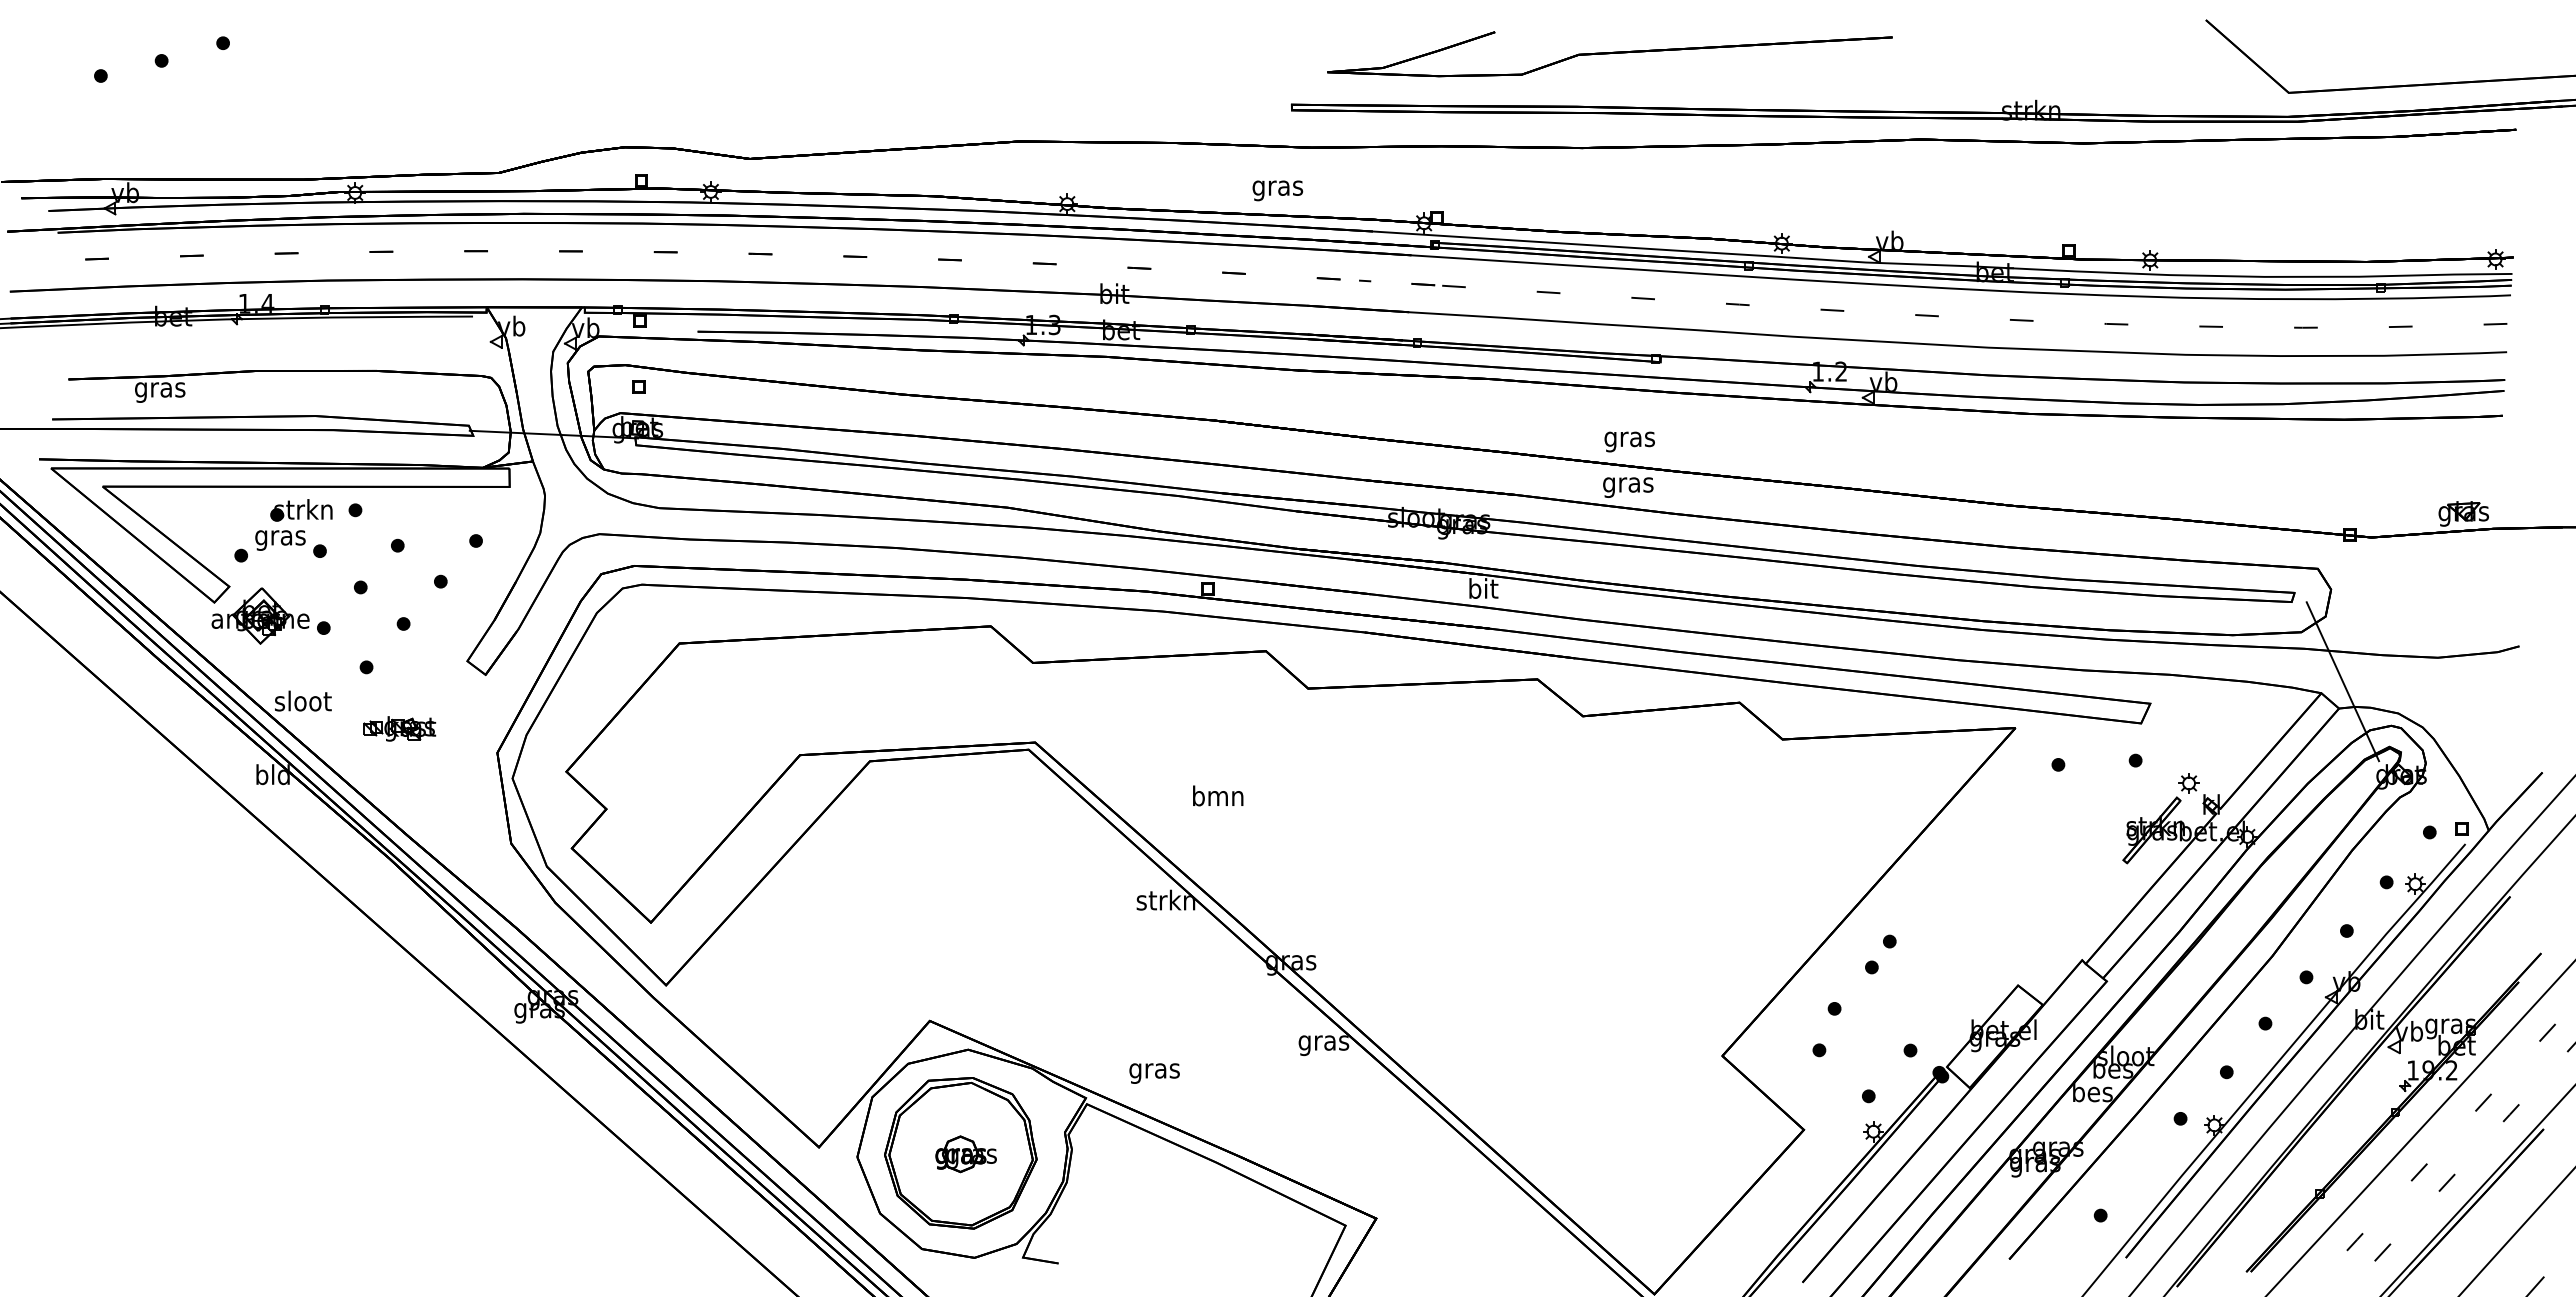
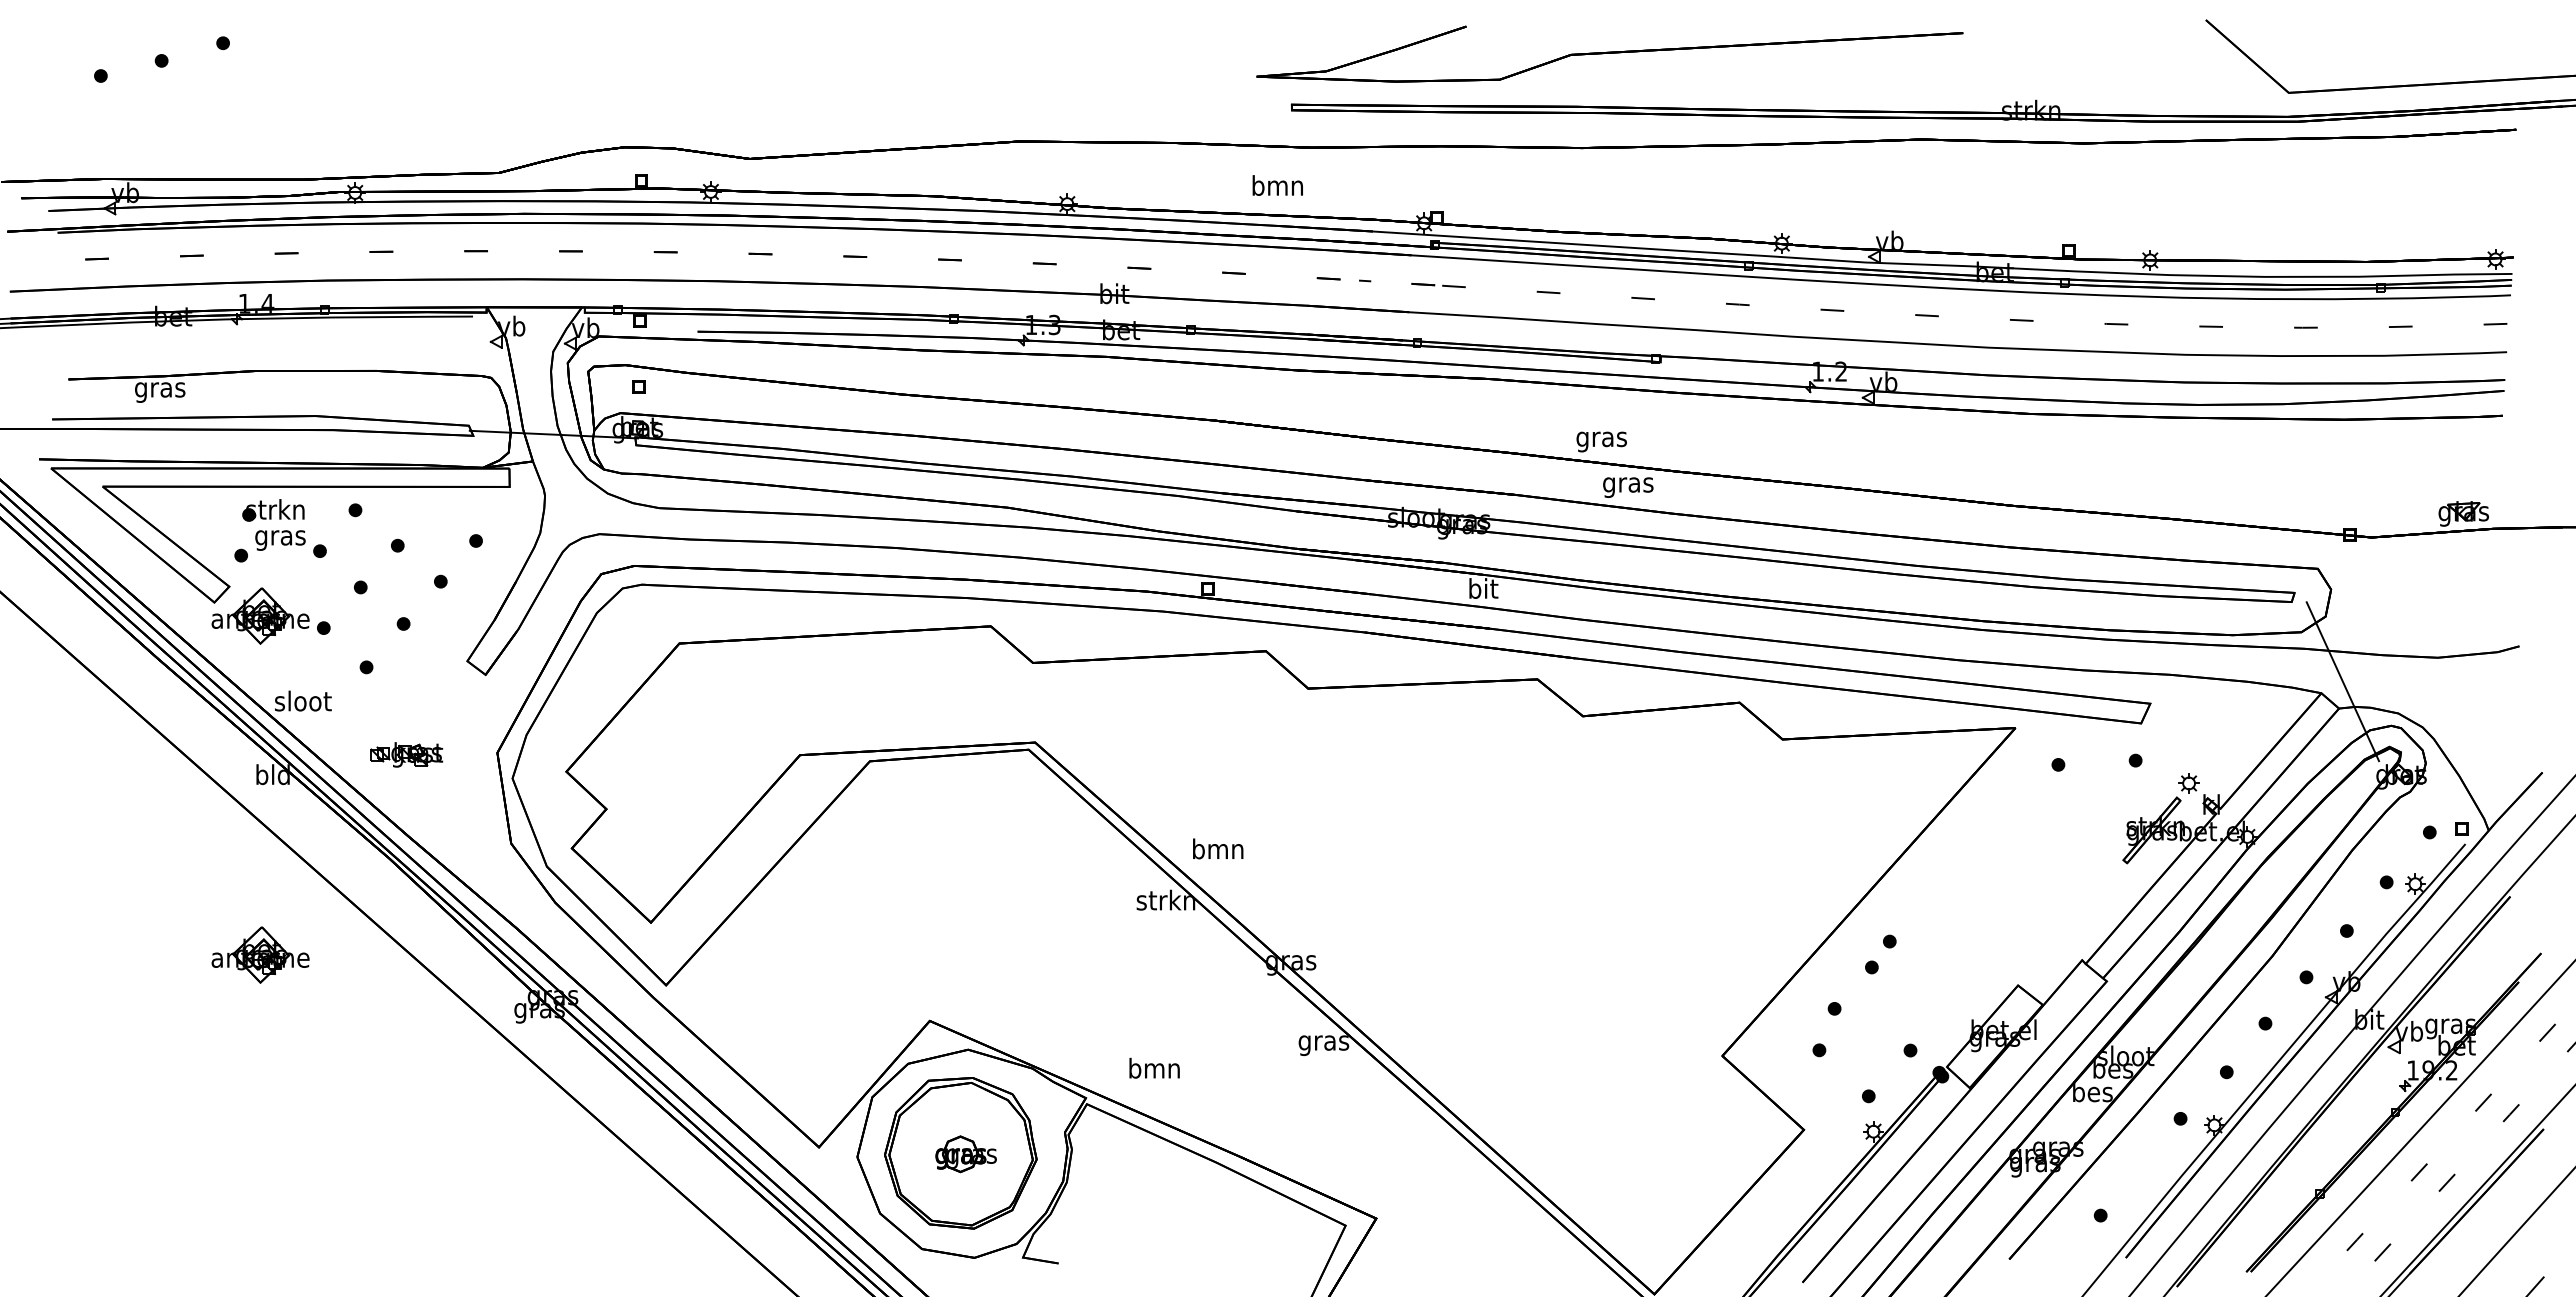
part size: 566x47 px -> 708x58 px (1609, 53)
text: gras -> bmn (1277, 188)
text position: (1629, 441) -> (1601, 441) (1601, 441)
part position: (301, 510) -> (273, 510) (273, 510)
part position: (399, 728) -> (406, 754) (406, 754)
text position: (1218, 795) -> (1218, 848) (1218, 848)
part: none -> present (260, 954)
text: gras -> bmn (1154, 1070)
